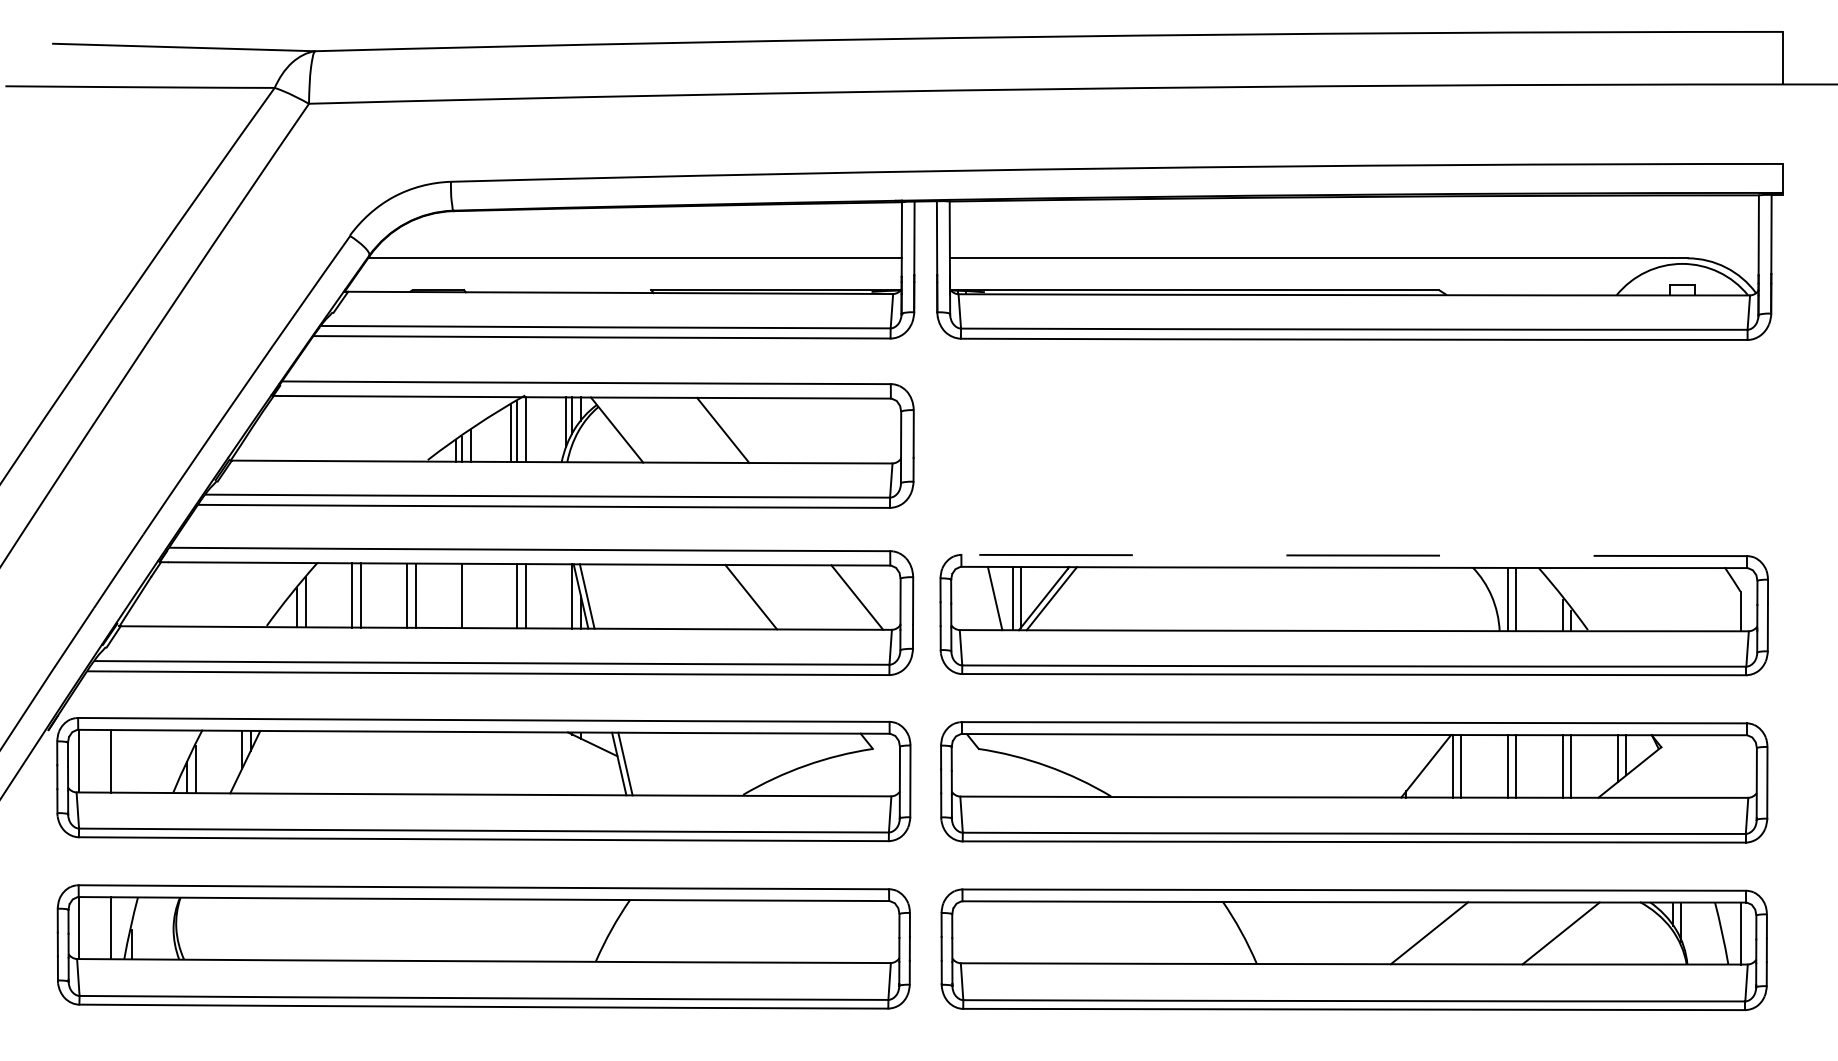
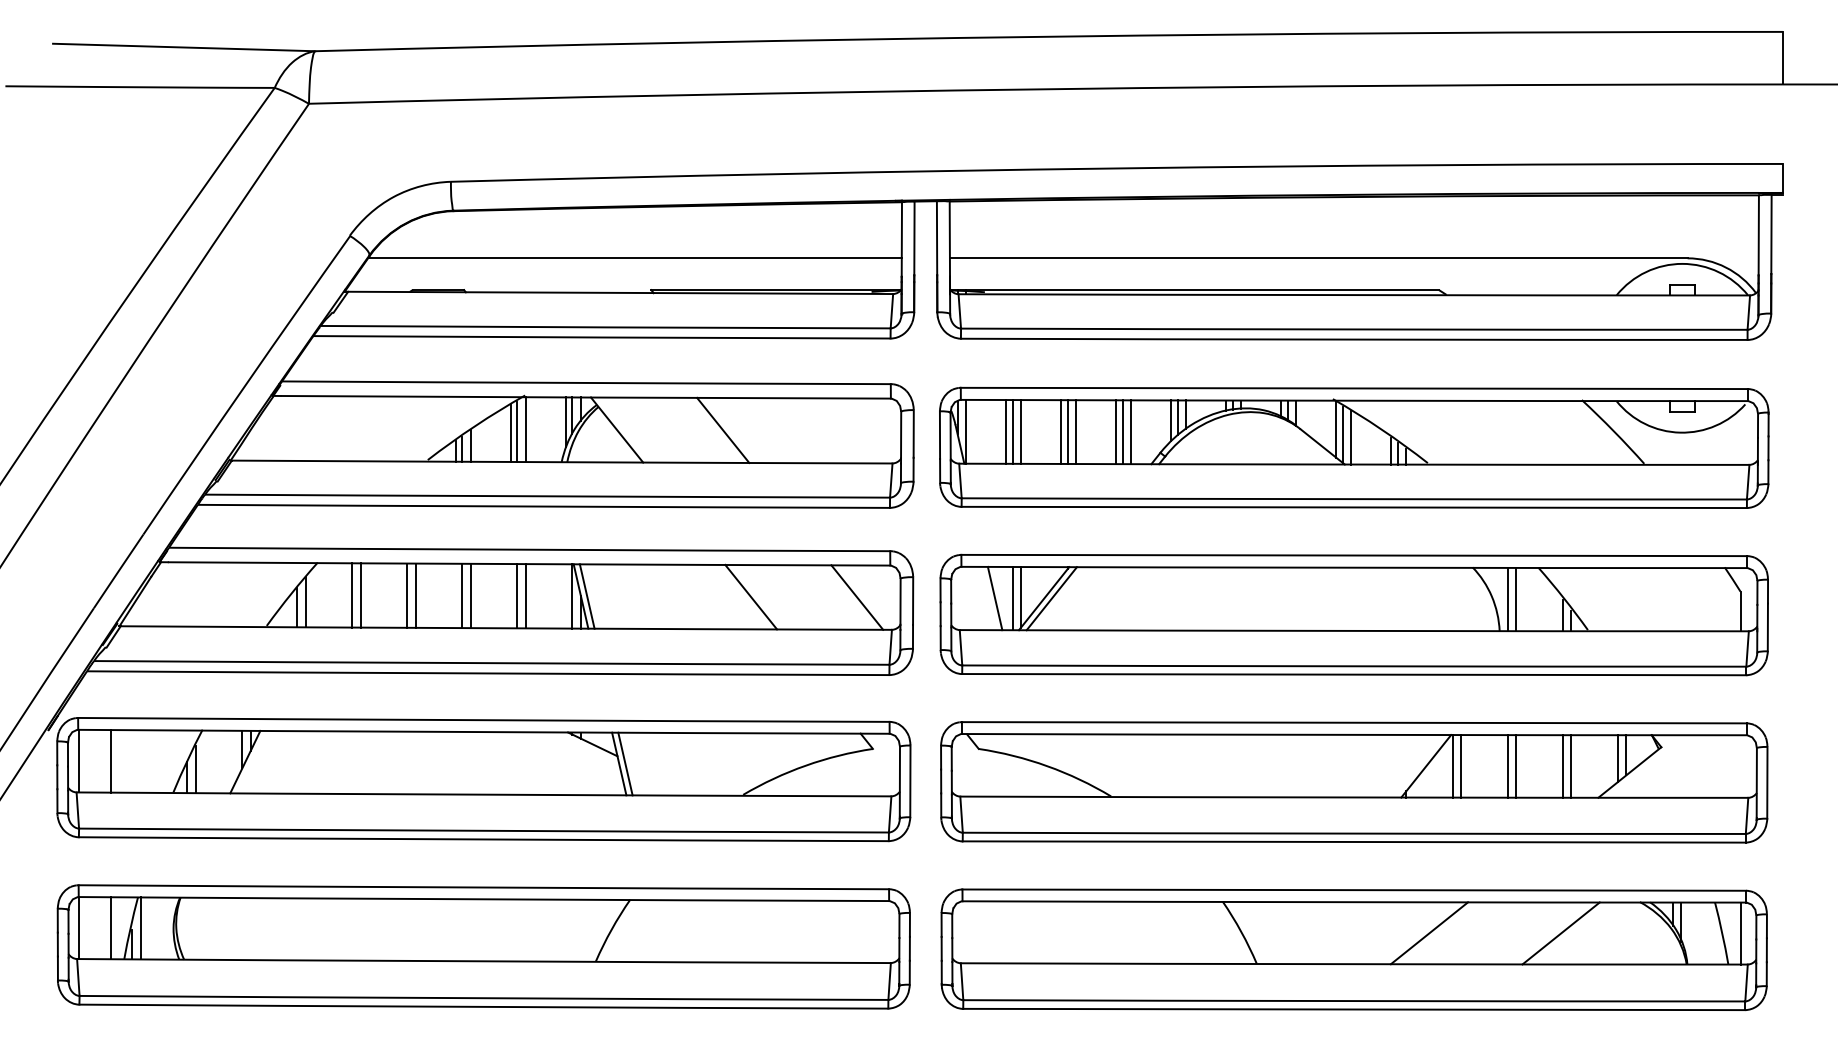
part: none -> present (1354, 447)
line: dashed -> solid (1354, 555)
line: none -> present (470, 595)
line: none -> present (140, 928)
